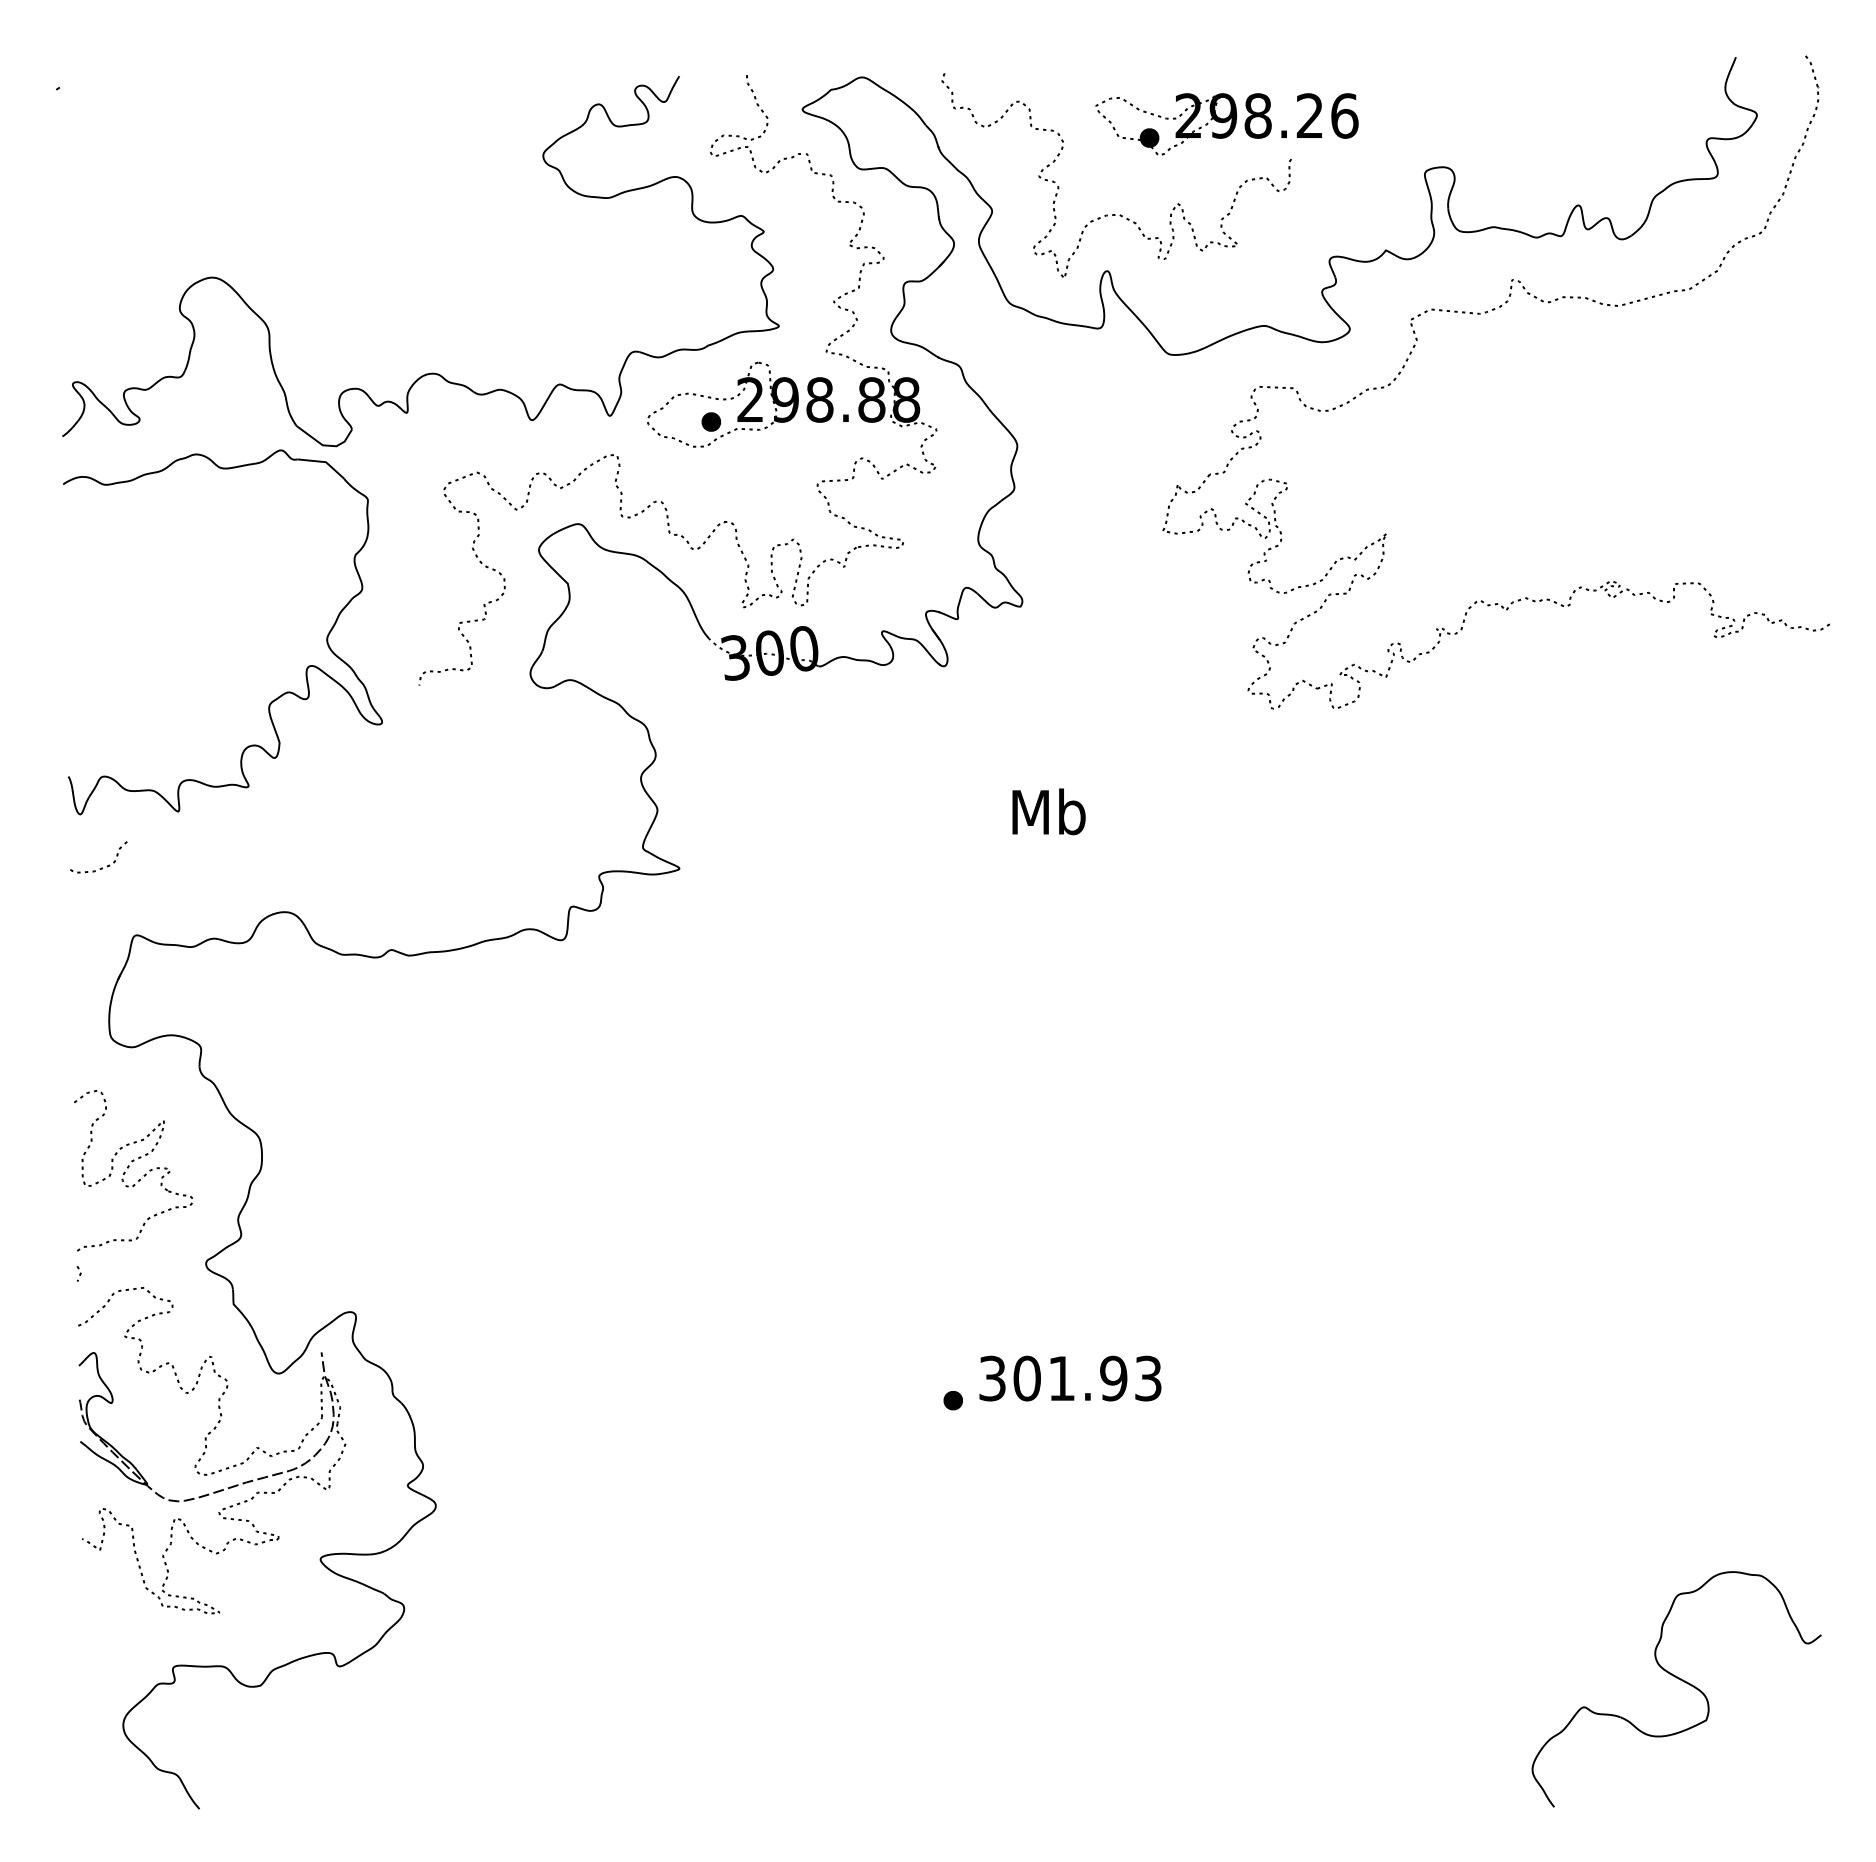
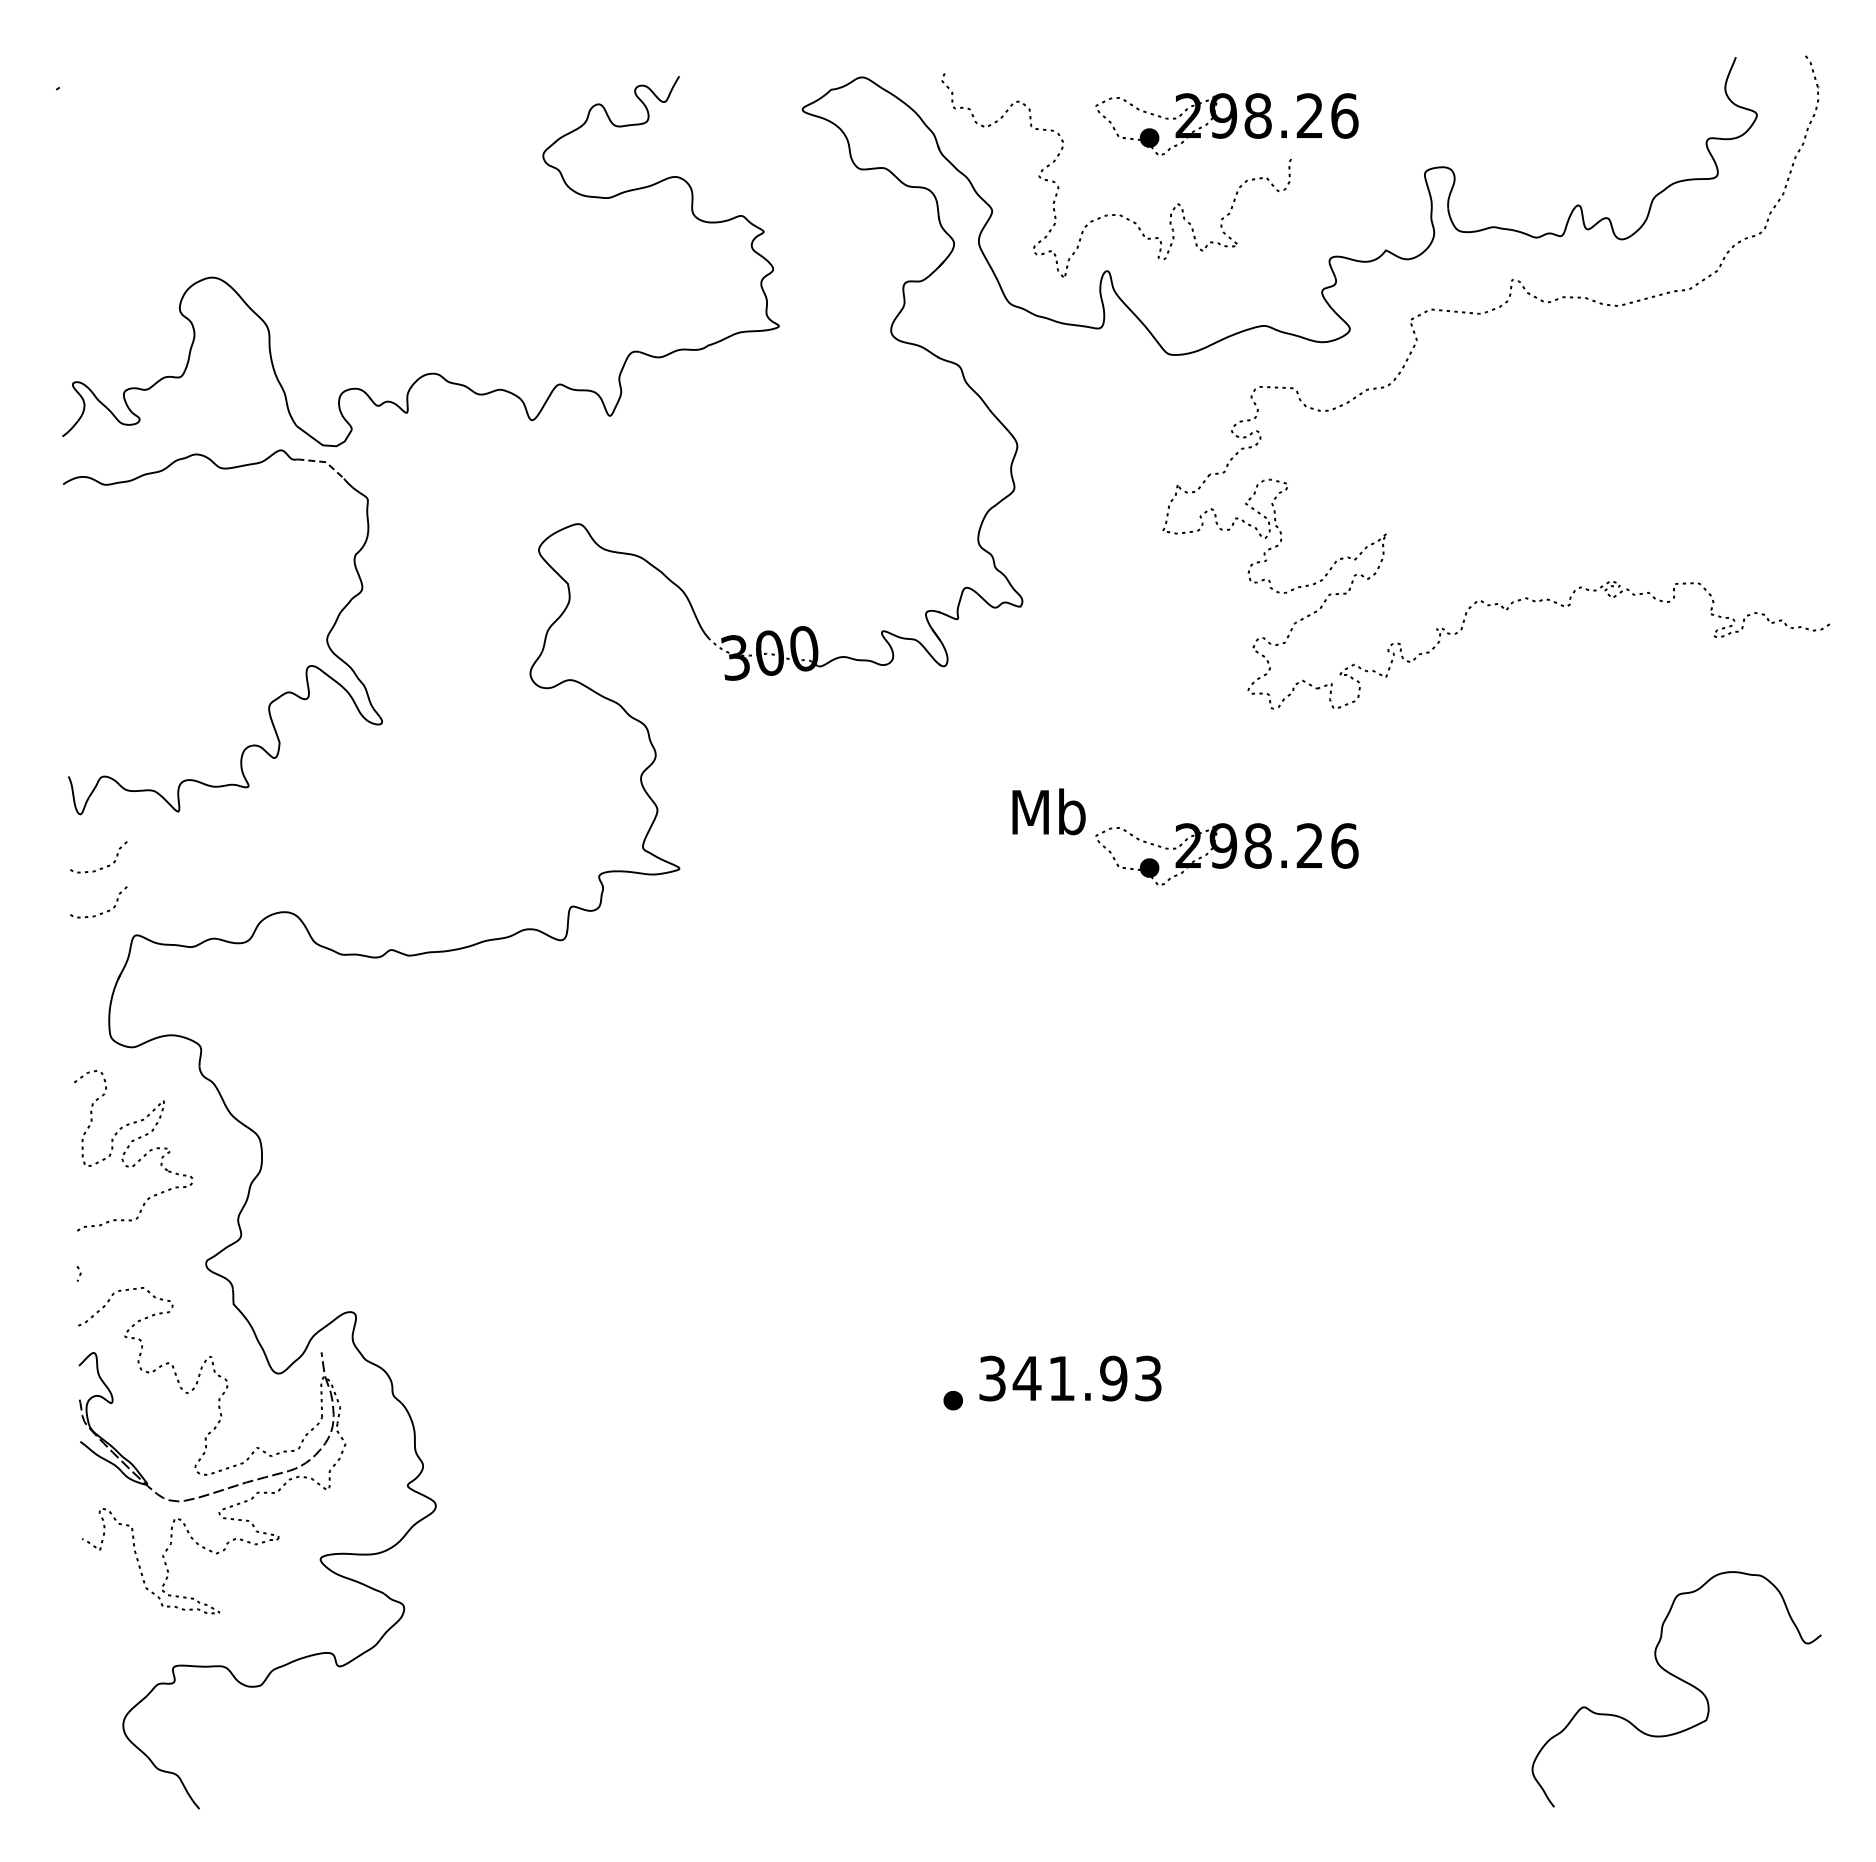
part: present -> none (680, 393)
line: solid -> dashed (325, 462)
part: none -> present (1226, 854)
curve: none -> present (101, 912)
part position: (133, 1170) -> (133, 1150) (133, 1150)
text: 301.93 -> 341.93 (1026, 1378)
